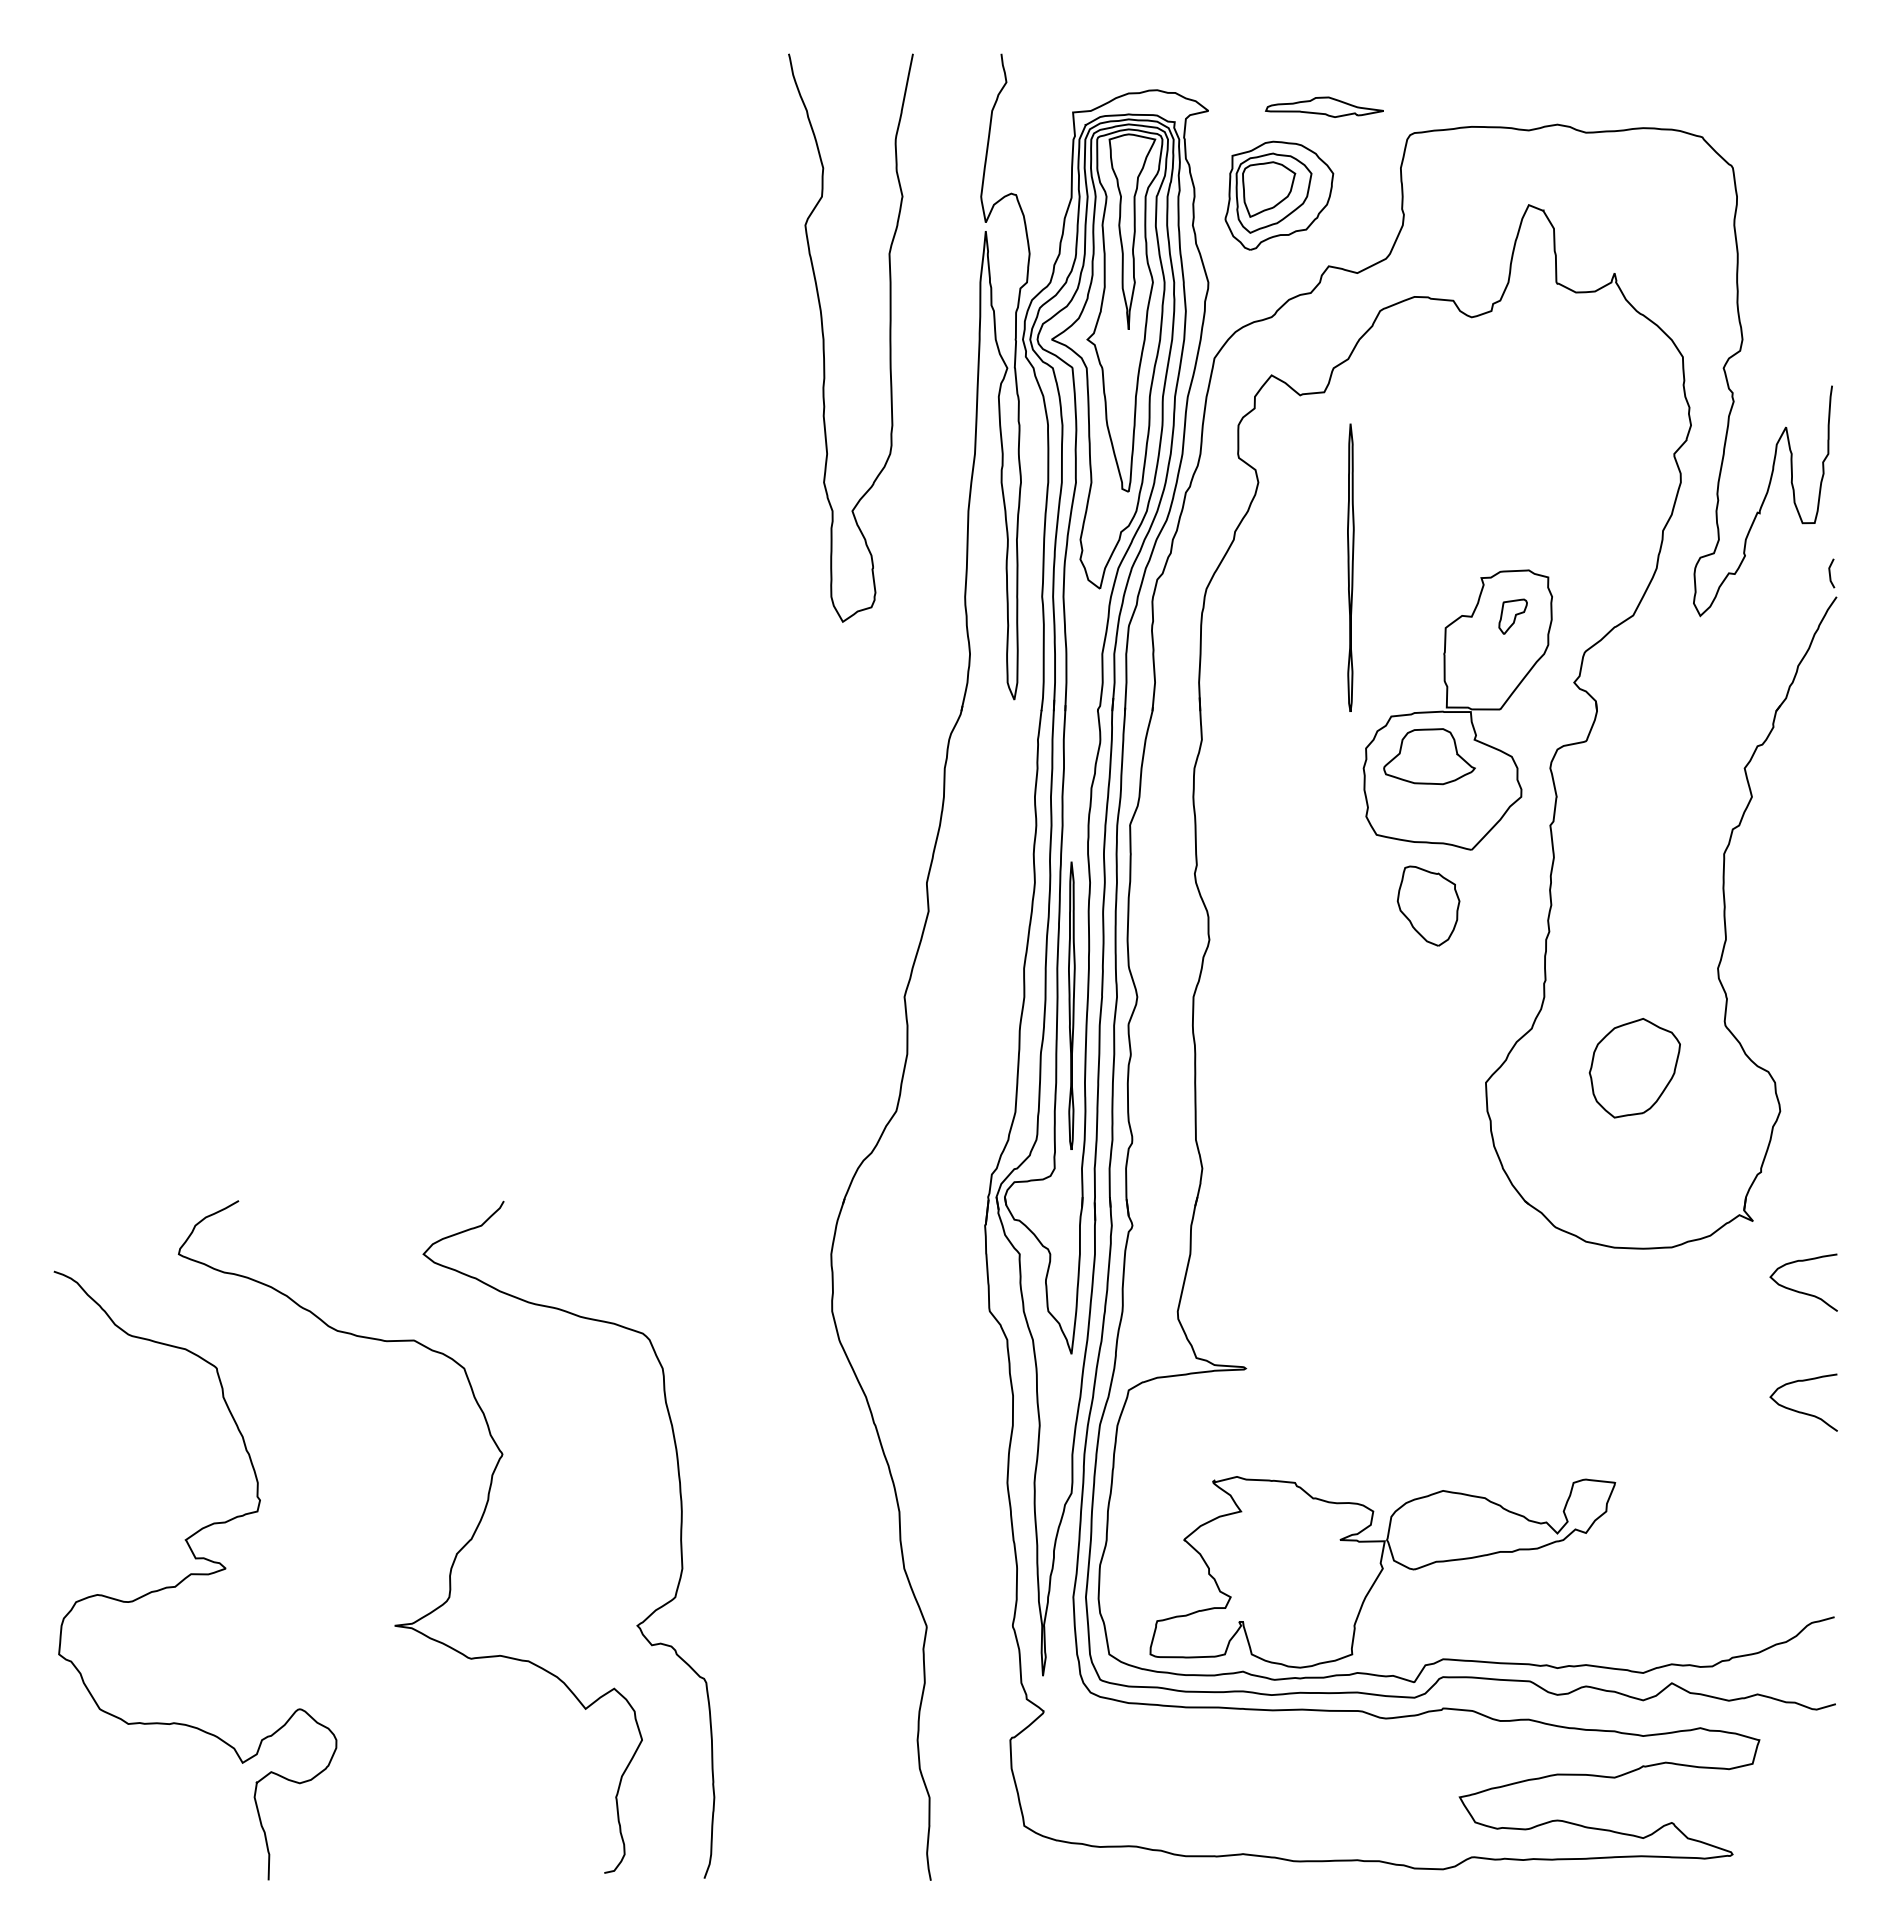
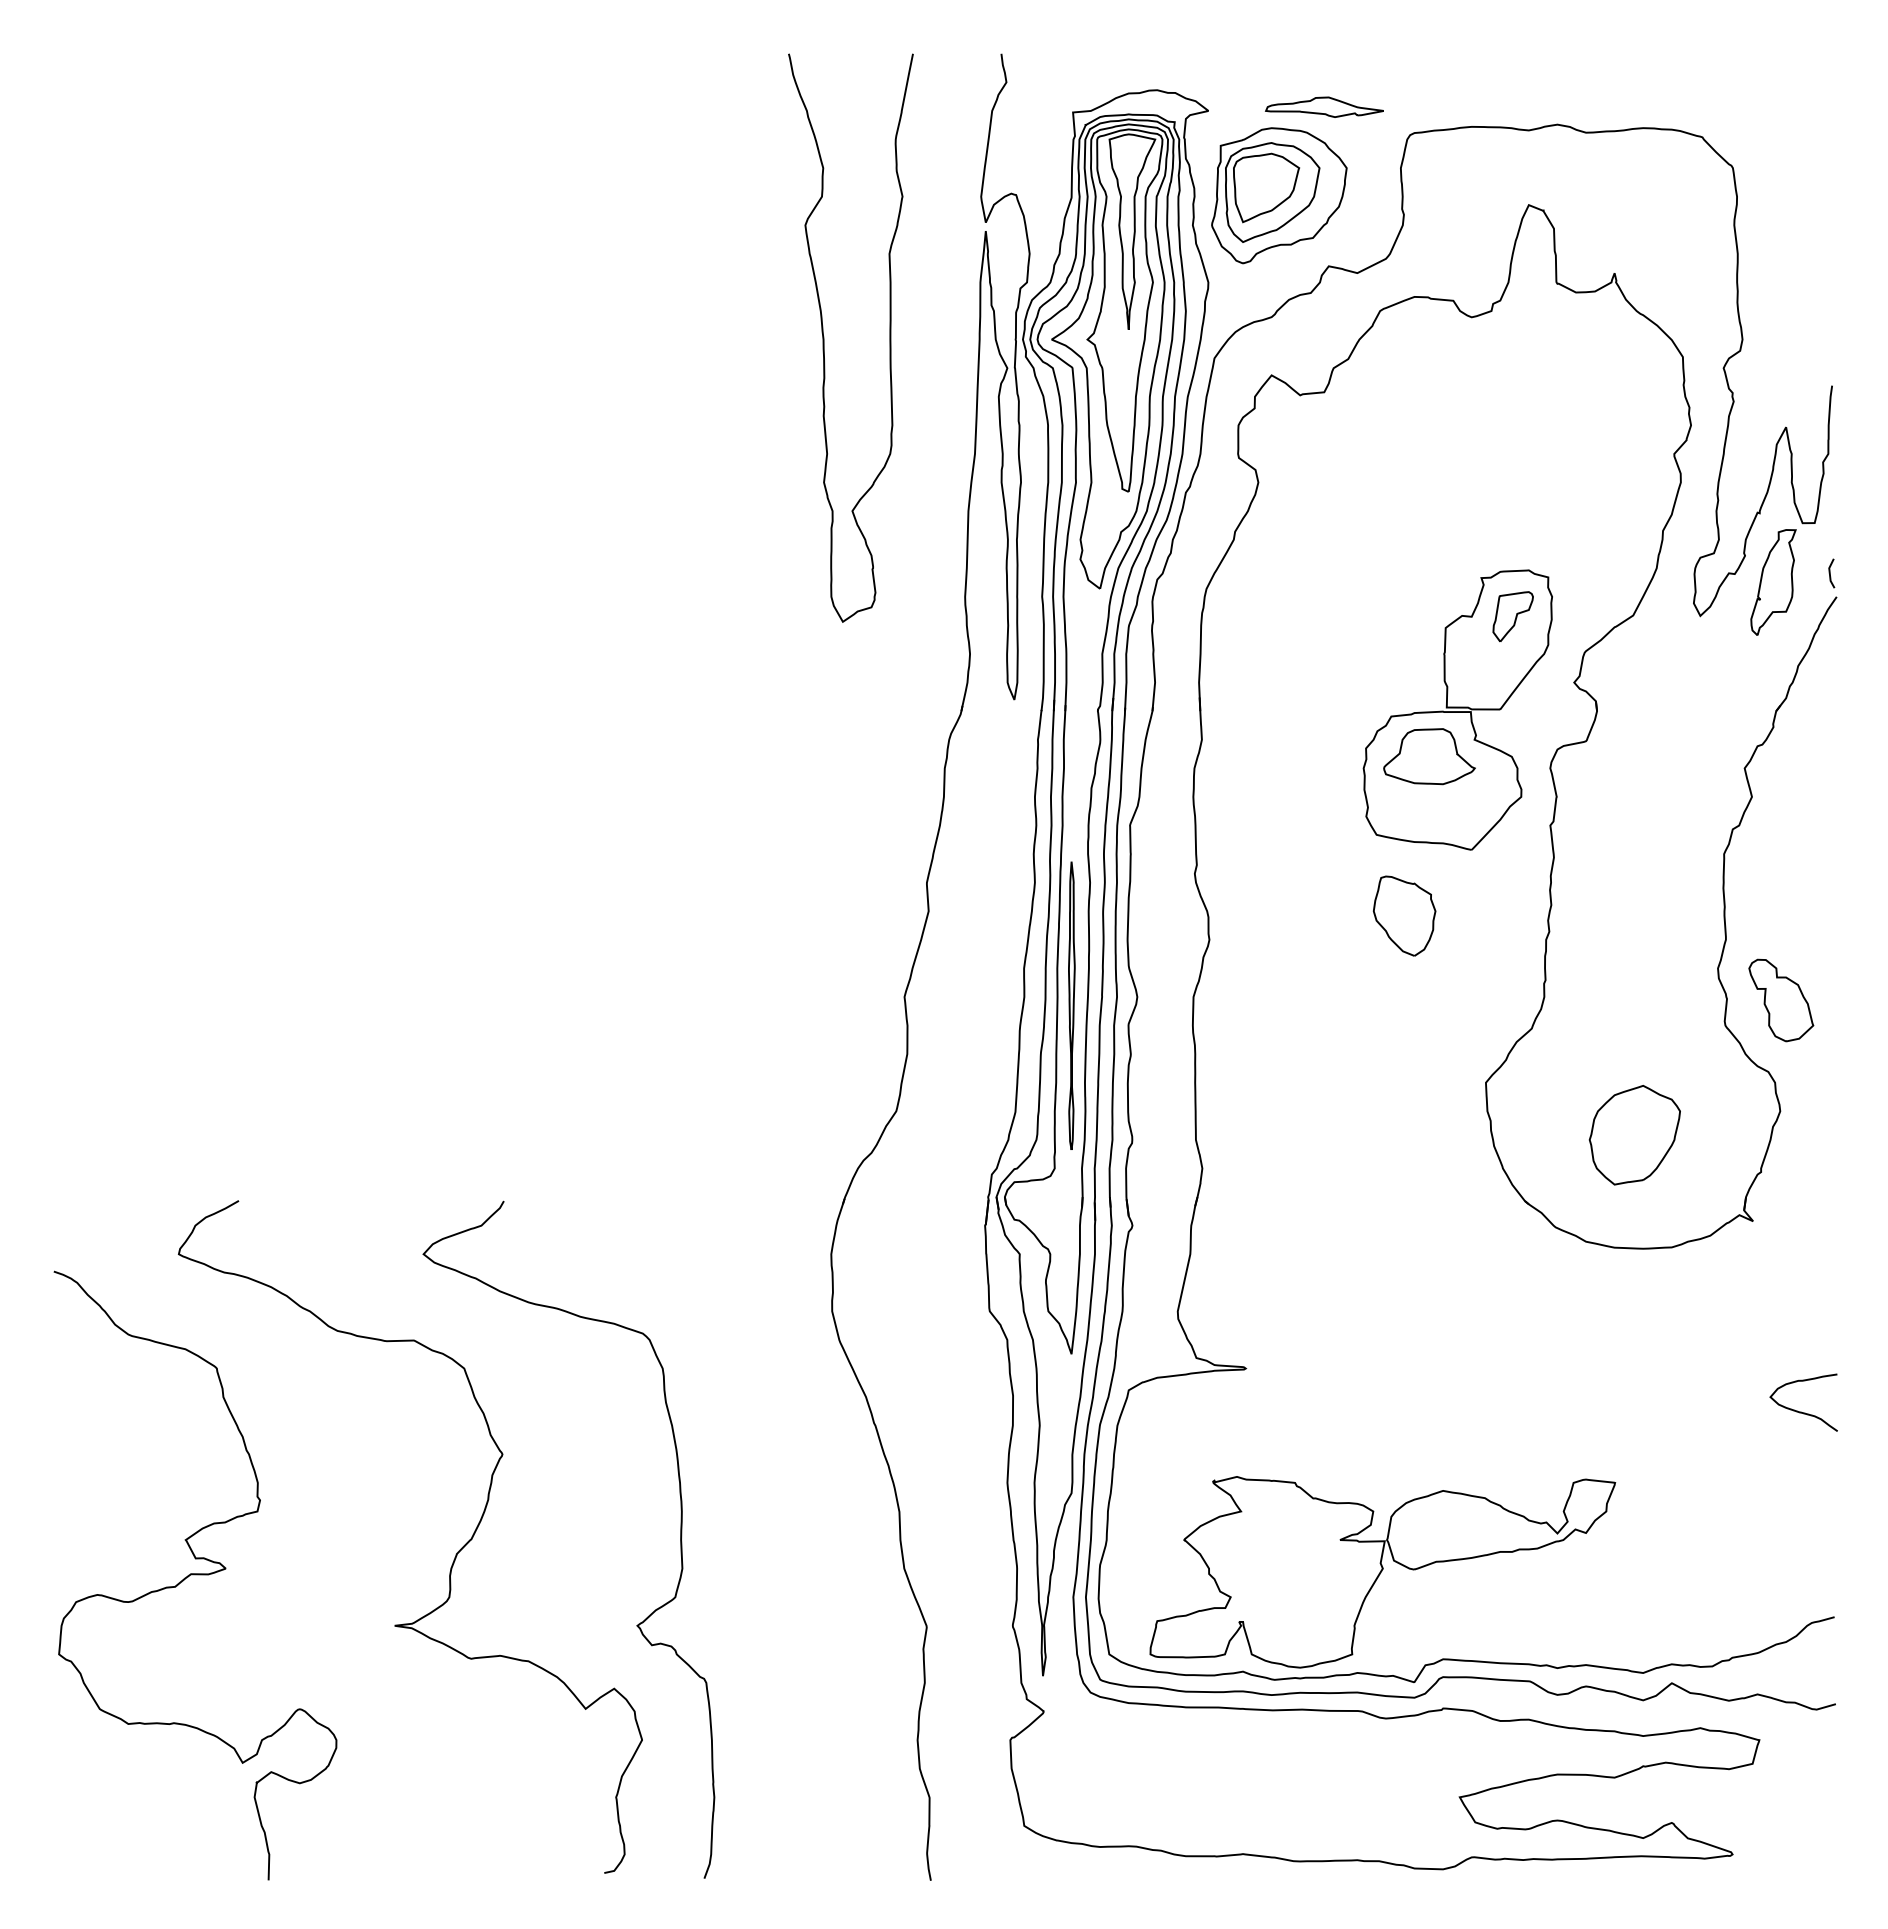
part size: 111x111 px -> 137x138 px (1279, 195)
part: present -> none (1350, 567)
part: none -> present (1773, 582)
part size: 30x37 px -> 42x52 px (1512, 616)
part position: (1428, 905) -> (1404, 915) (1404, 915)
part: none -> present (1781, 1000)
part position: (1634, 1068) -> (1634, 1135) (1634, 1135)
curve: present -> none (1801, 1291)
